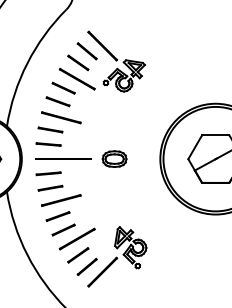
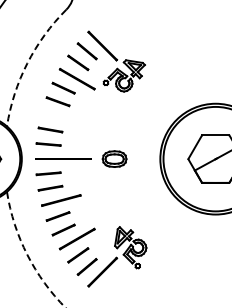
arc: solid -> dashed (27, 63)
line: present -> none (61, 117)
arc: solid -> dashed (27, 254)
